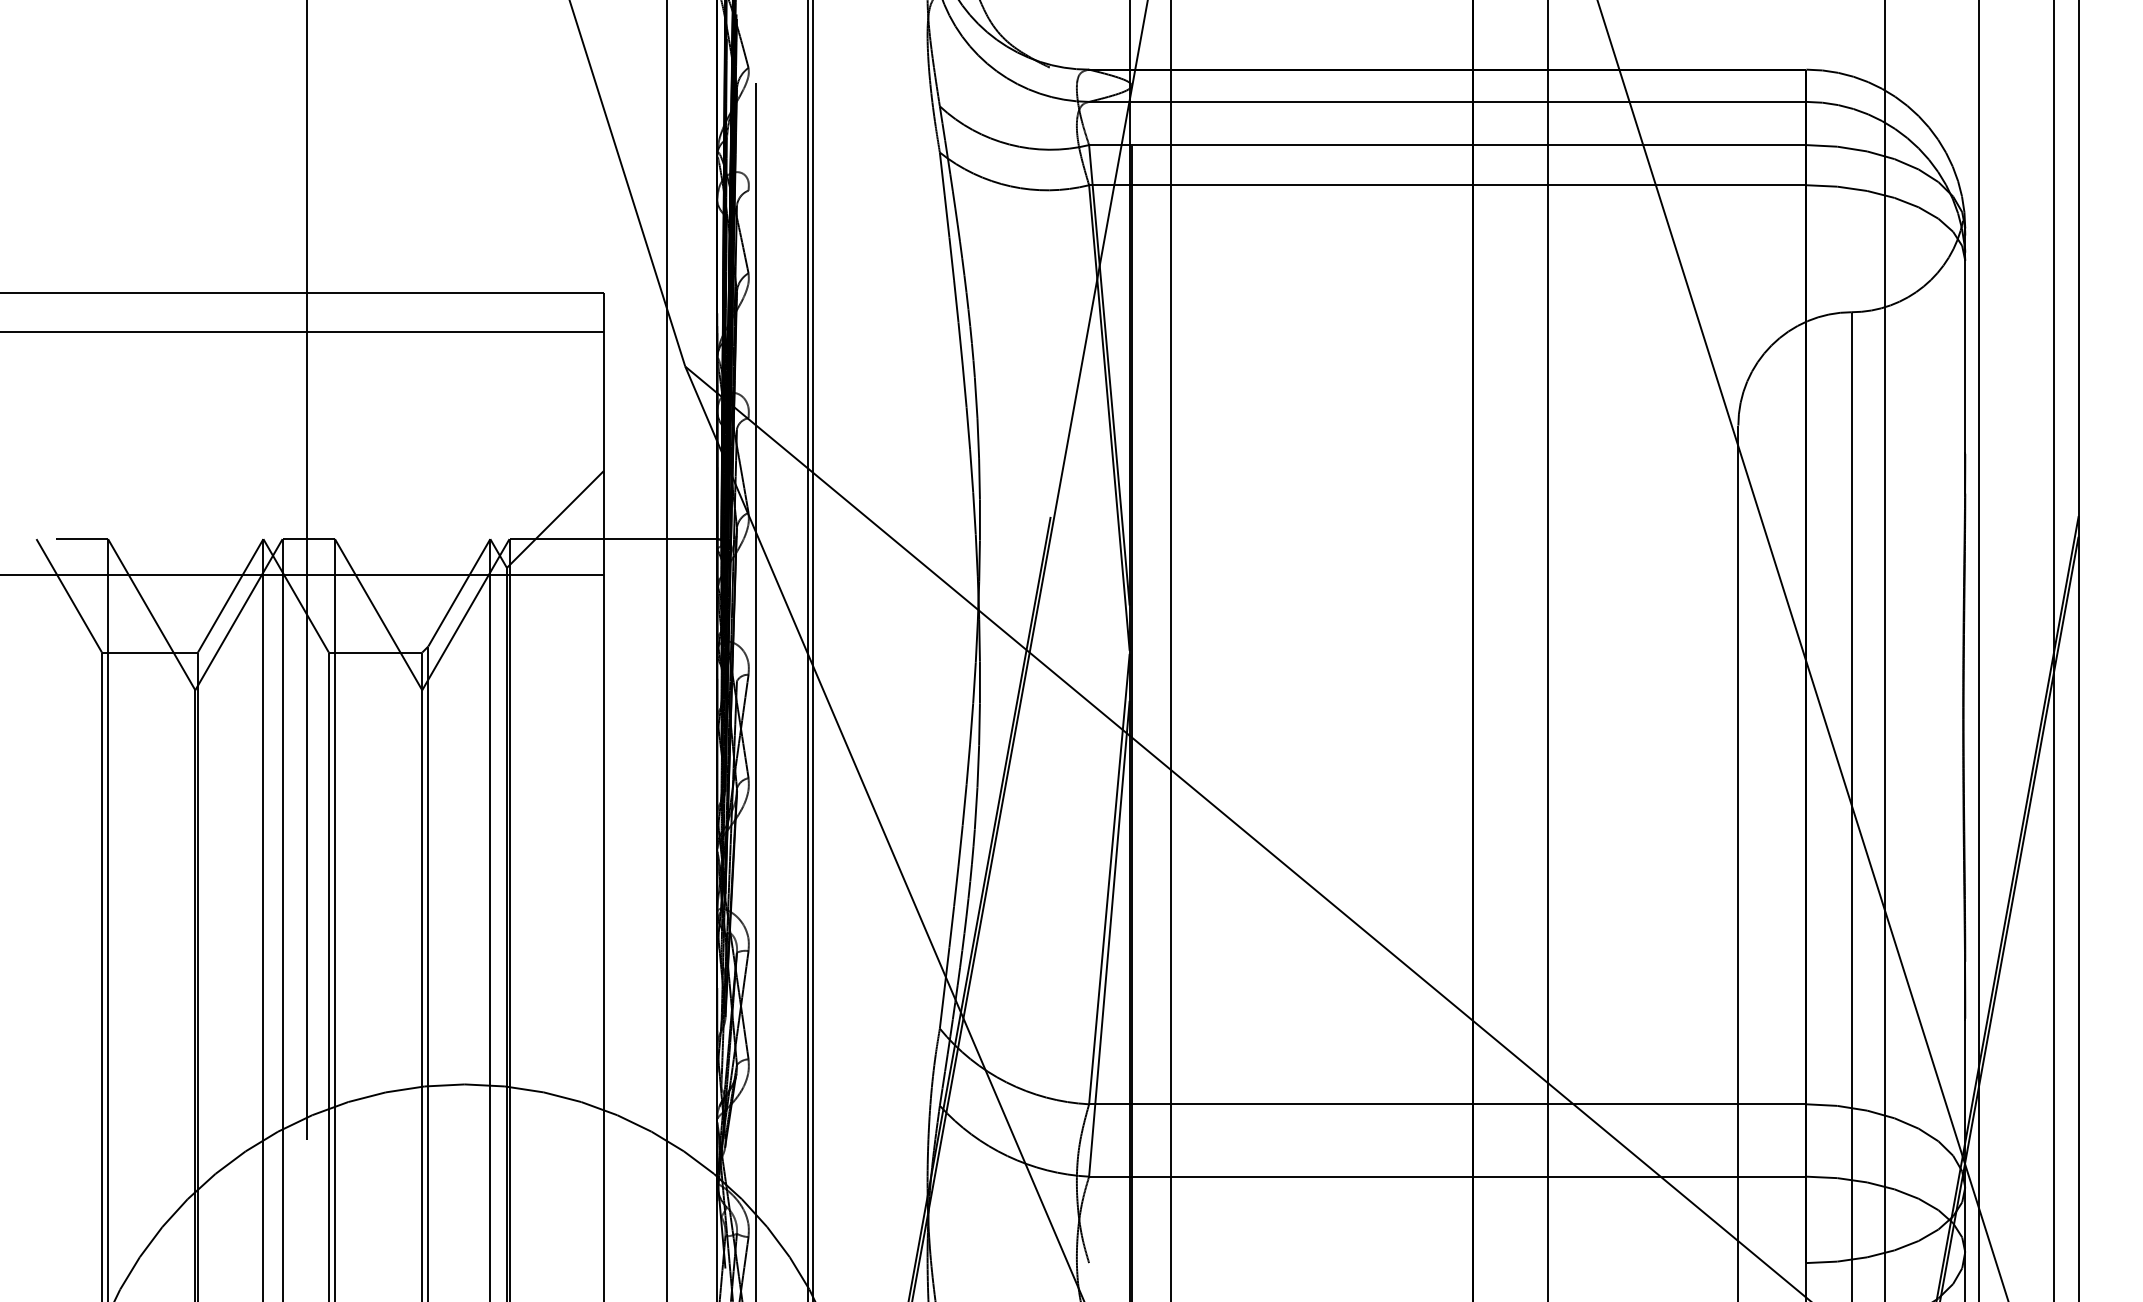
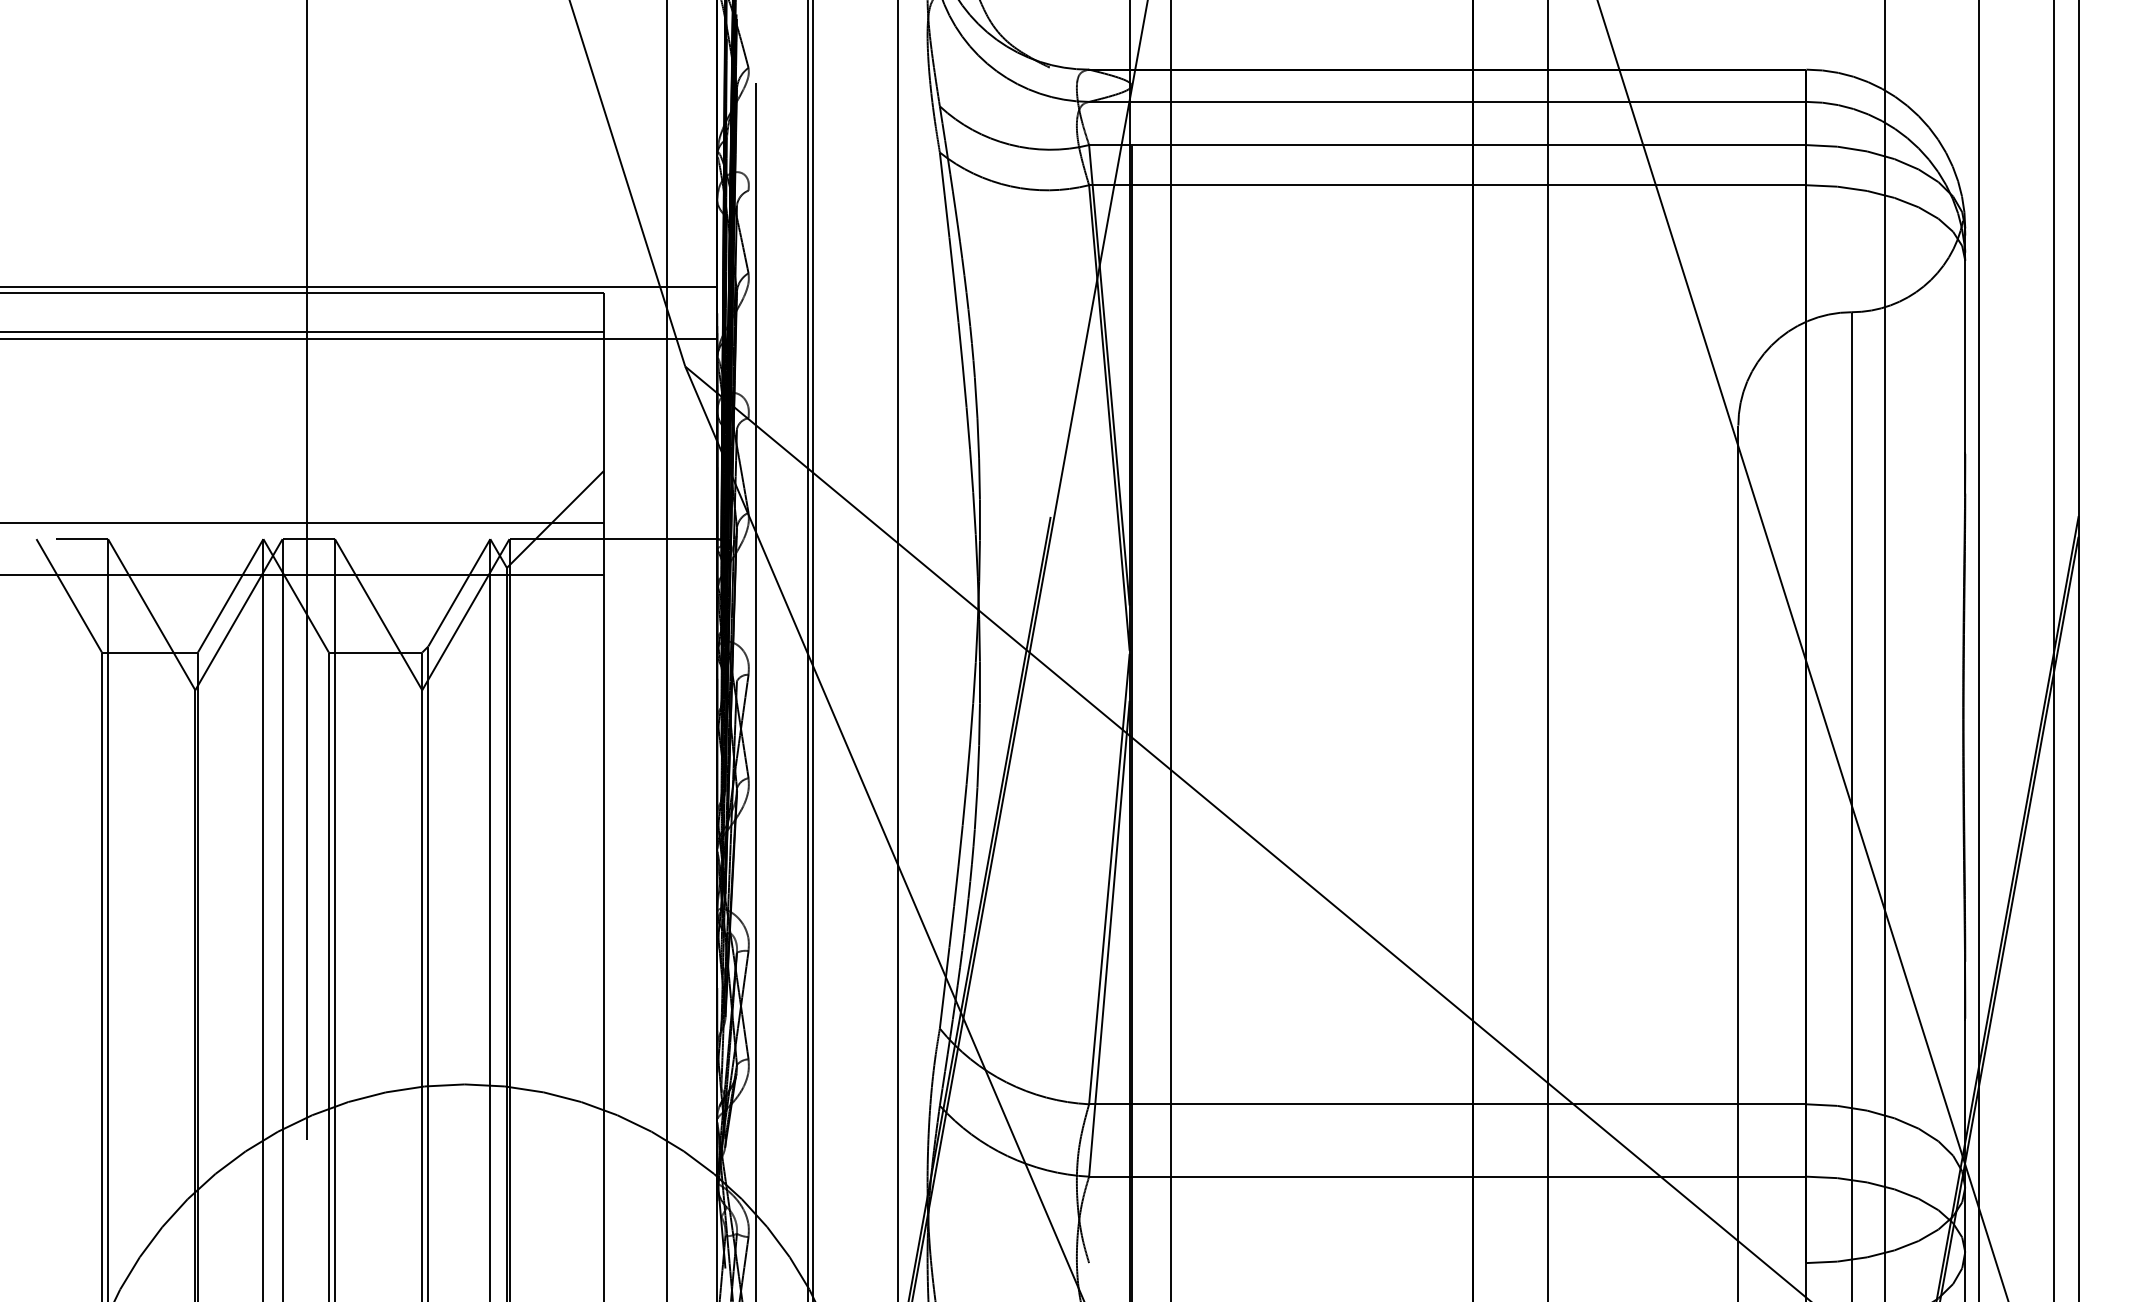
line: none -> present (359, 286)
line: none -> present (359, 339)
line: none -> present (302, 522)
line: none -> present (897, 650)
